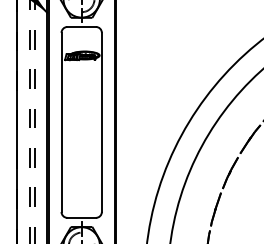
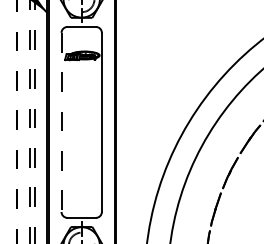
line: solid -> dashed (17, 121)
line: solid -> dashed (61, 122)
